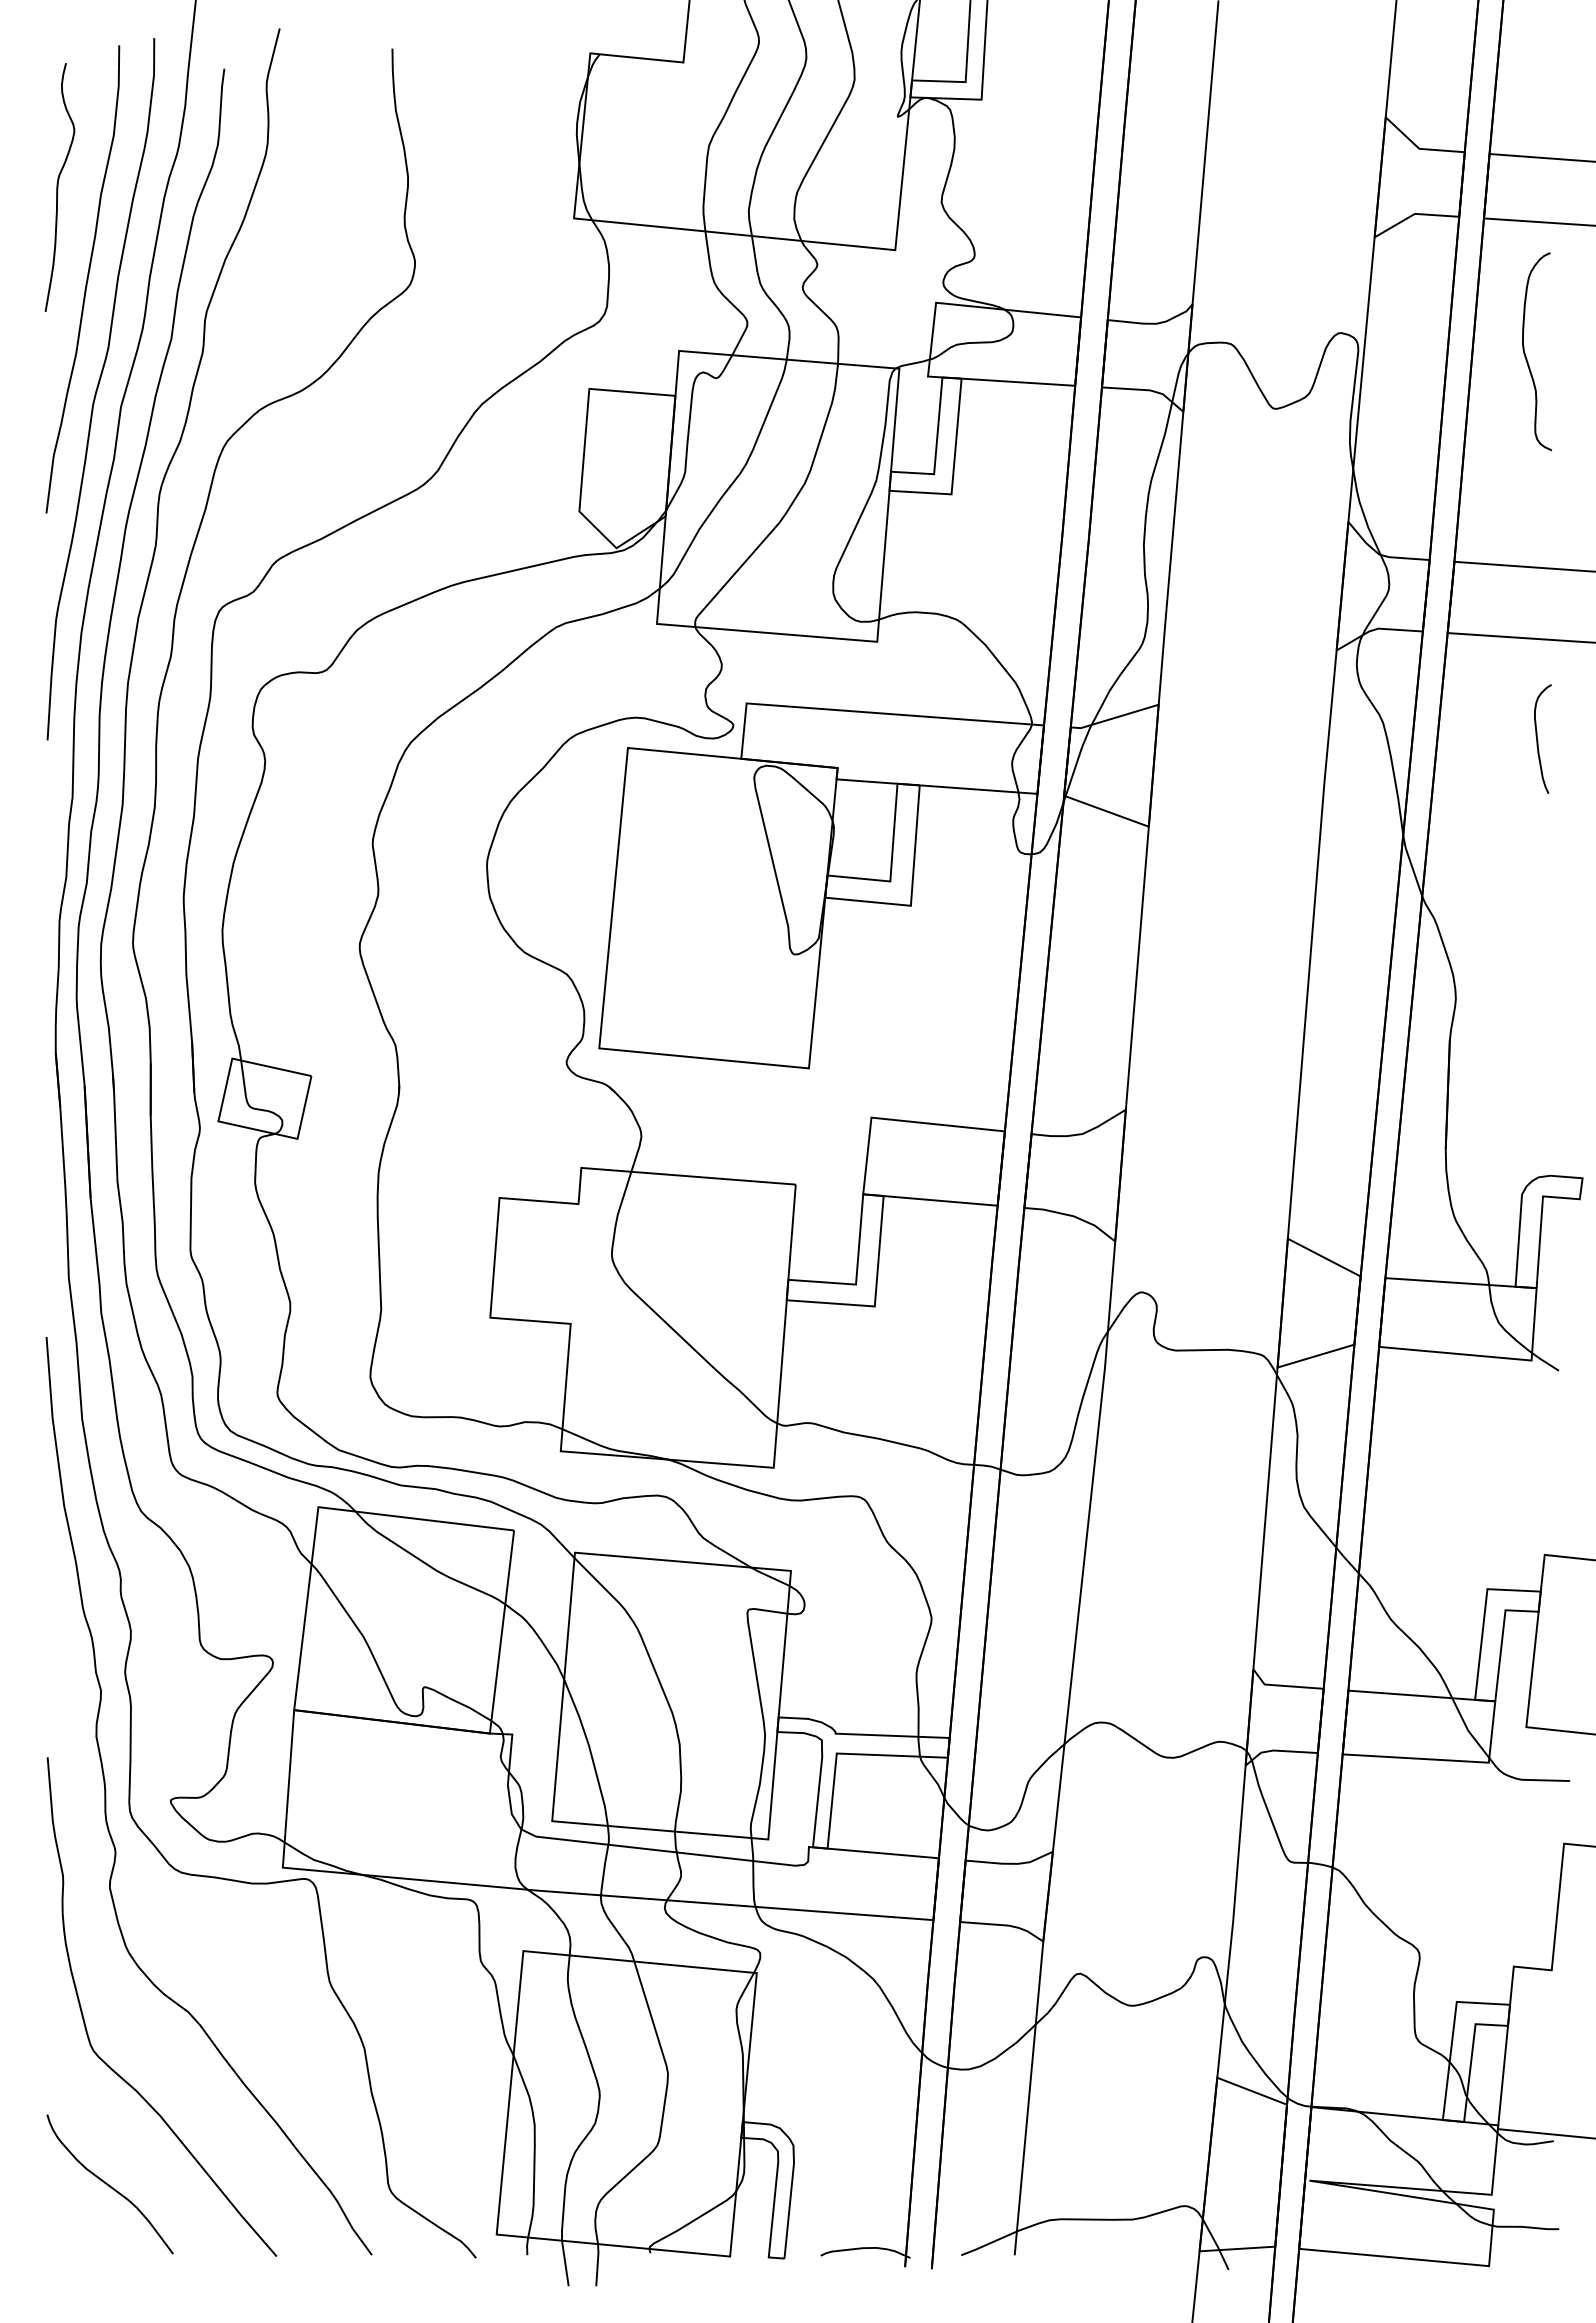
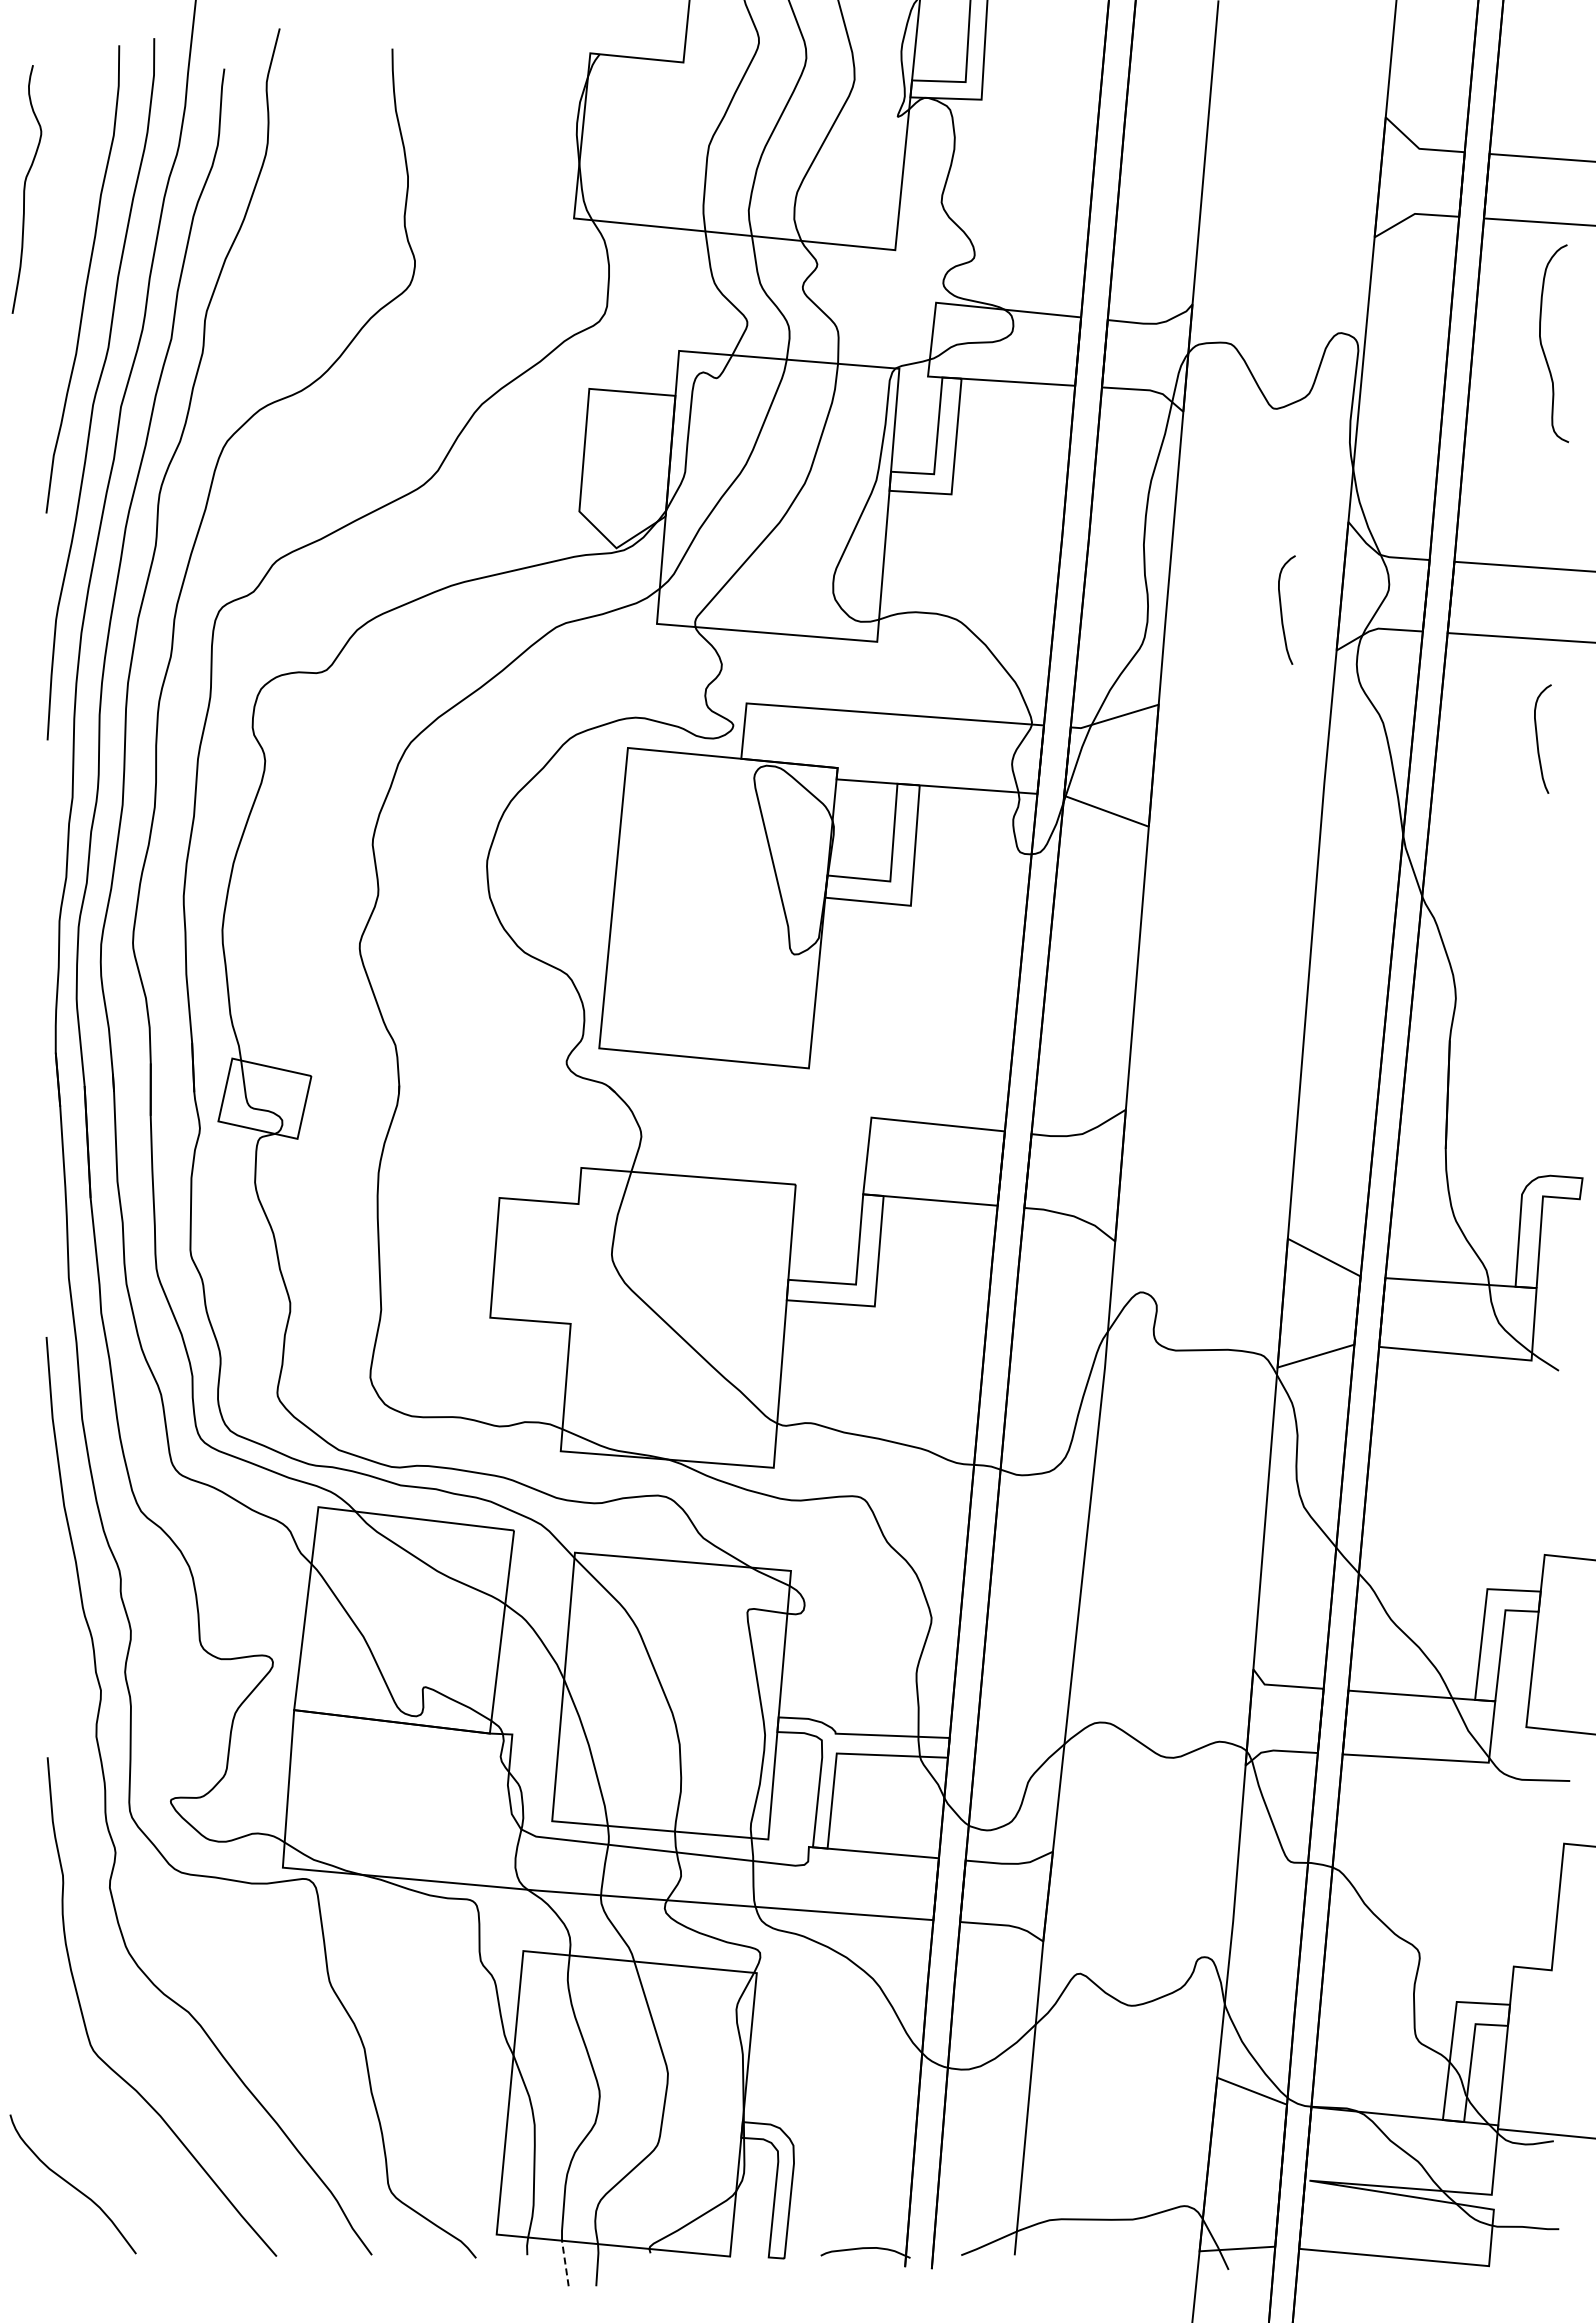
curve position: (58, 187) -> (25, 189) (25, 189)
curve position: (1526, 355) -> (1543, 347) (1543, 347)
curve: none -> present (1282, 611)
curve position: (109, 2184) -> (72, 2184) (72, 2184)
line: solid -> dashed (565, 2262)
